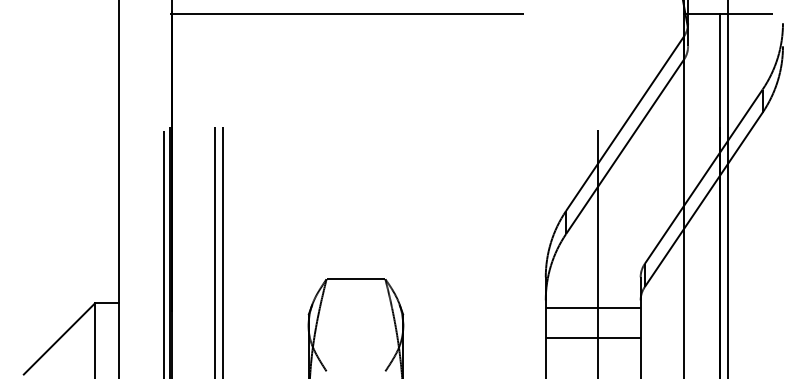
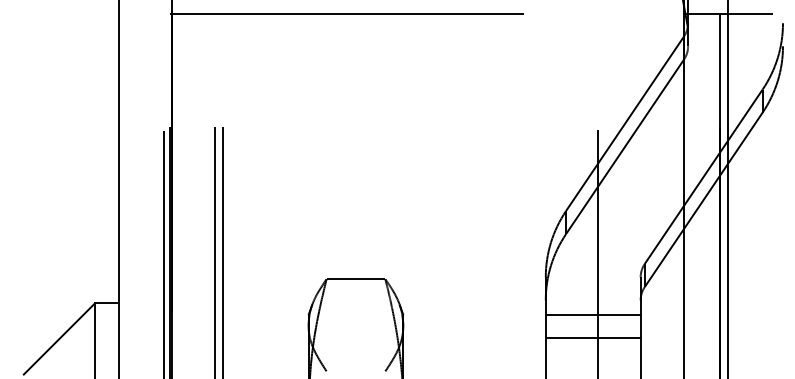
line position: (592, 307) -> (592, 314) (592, 314)
